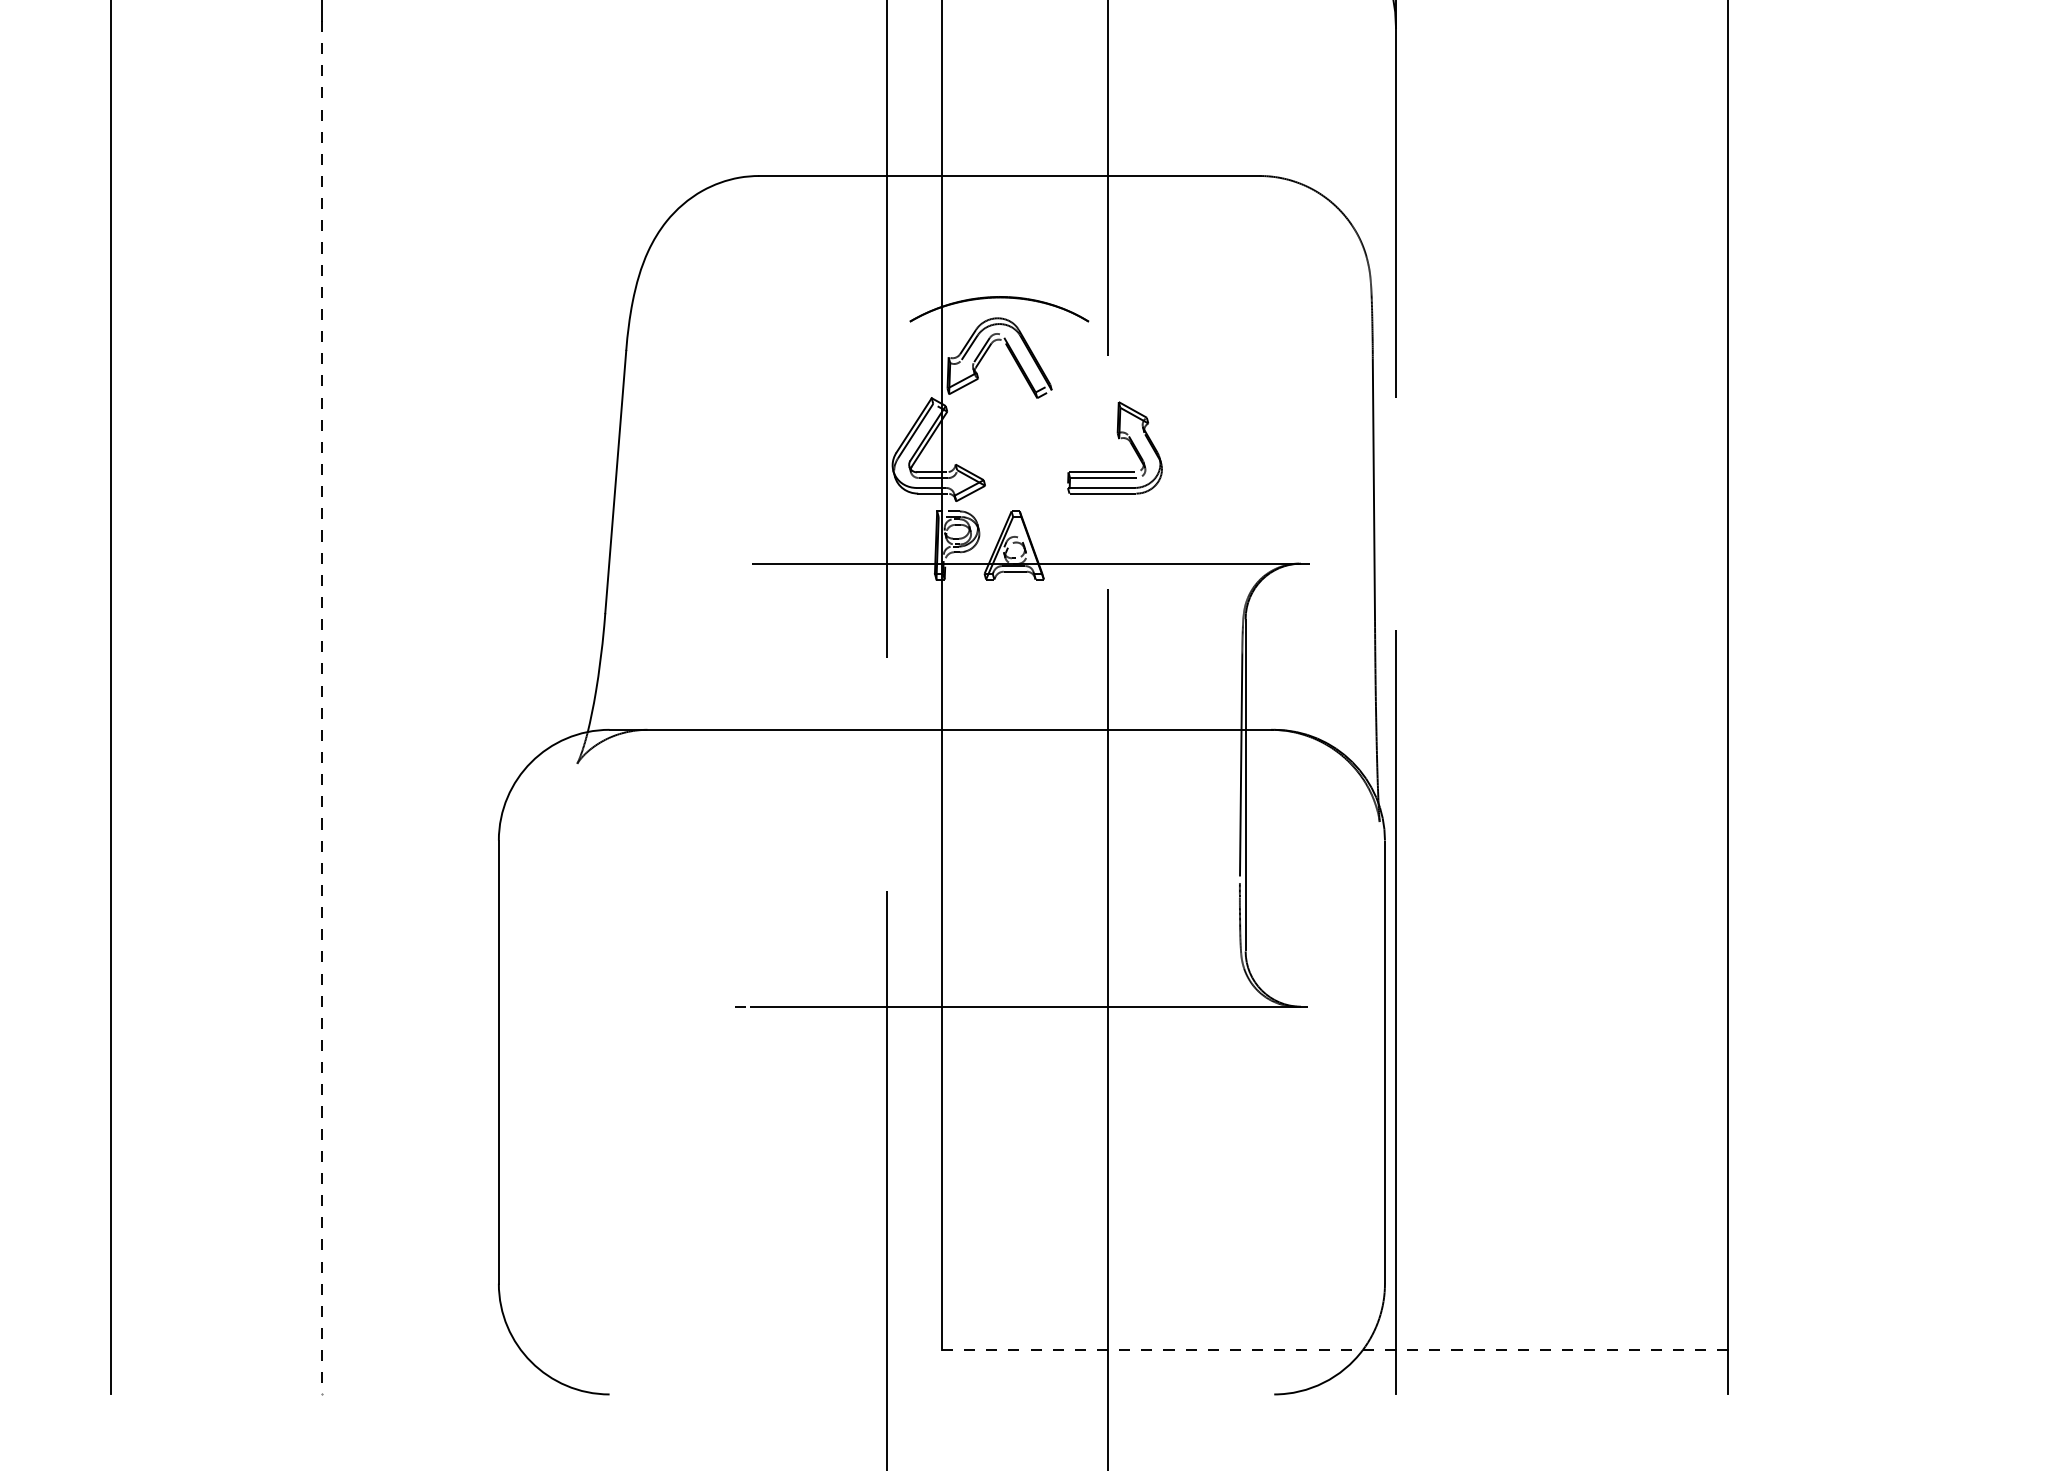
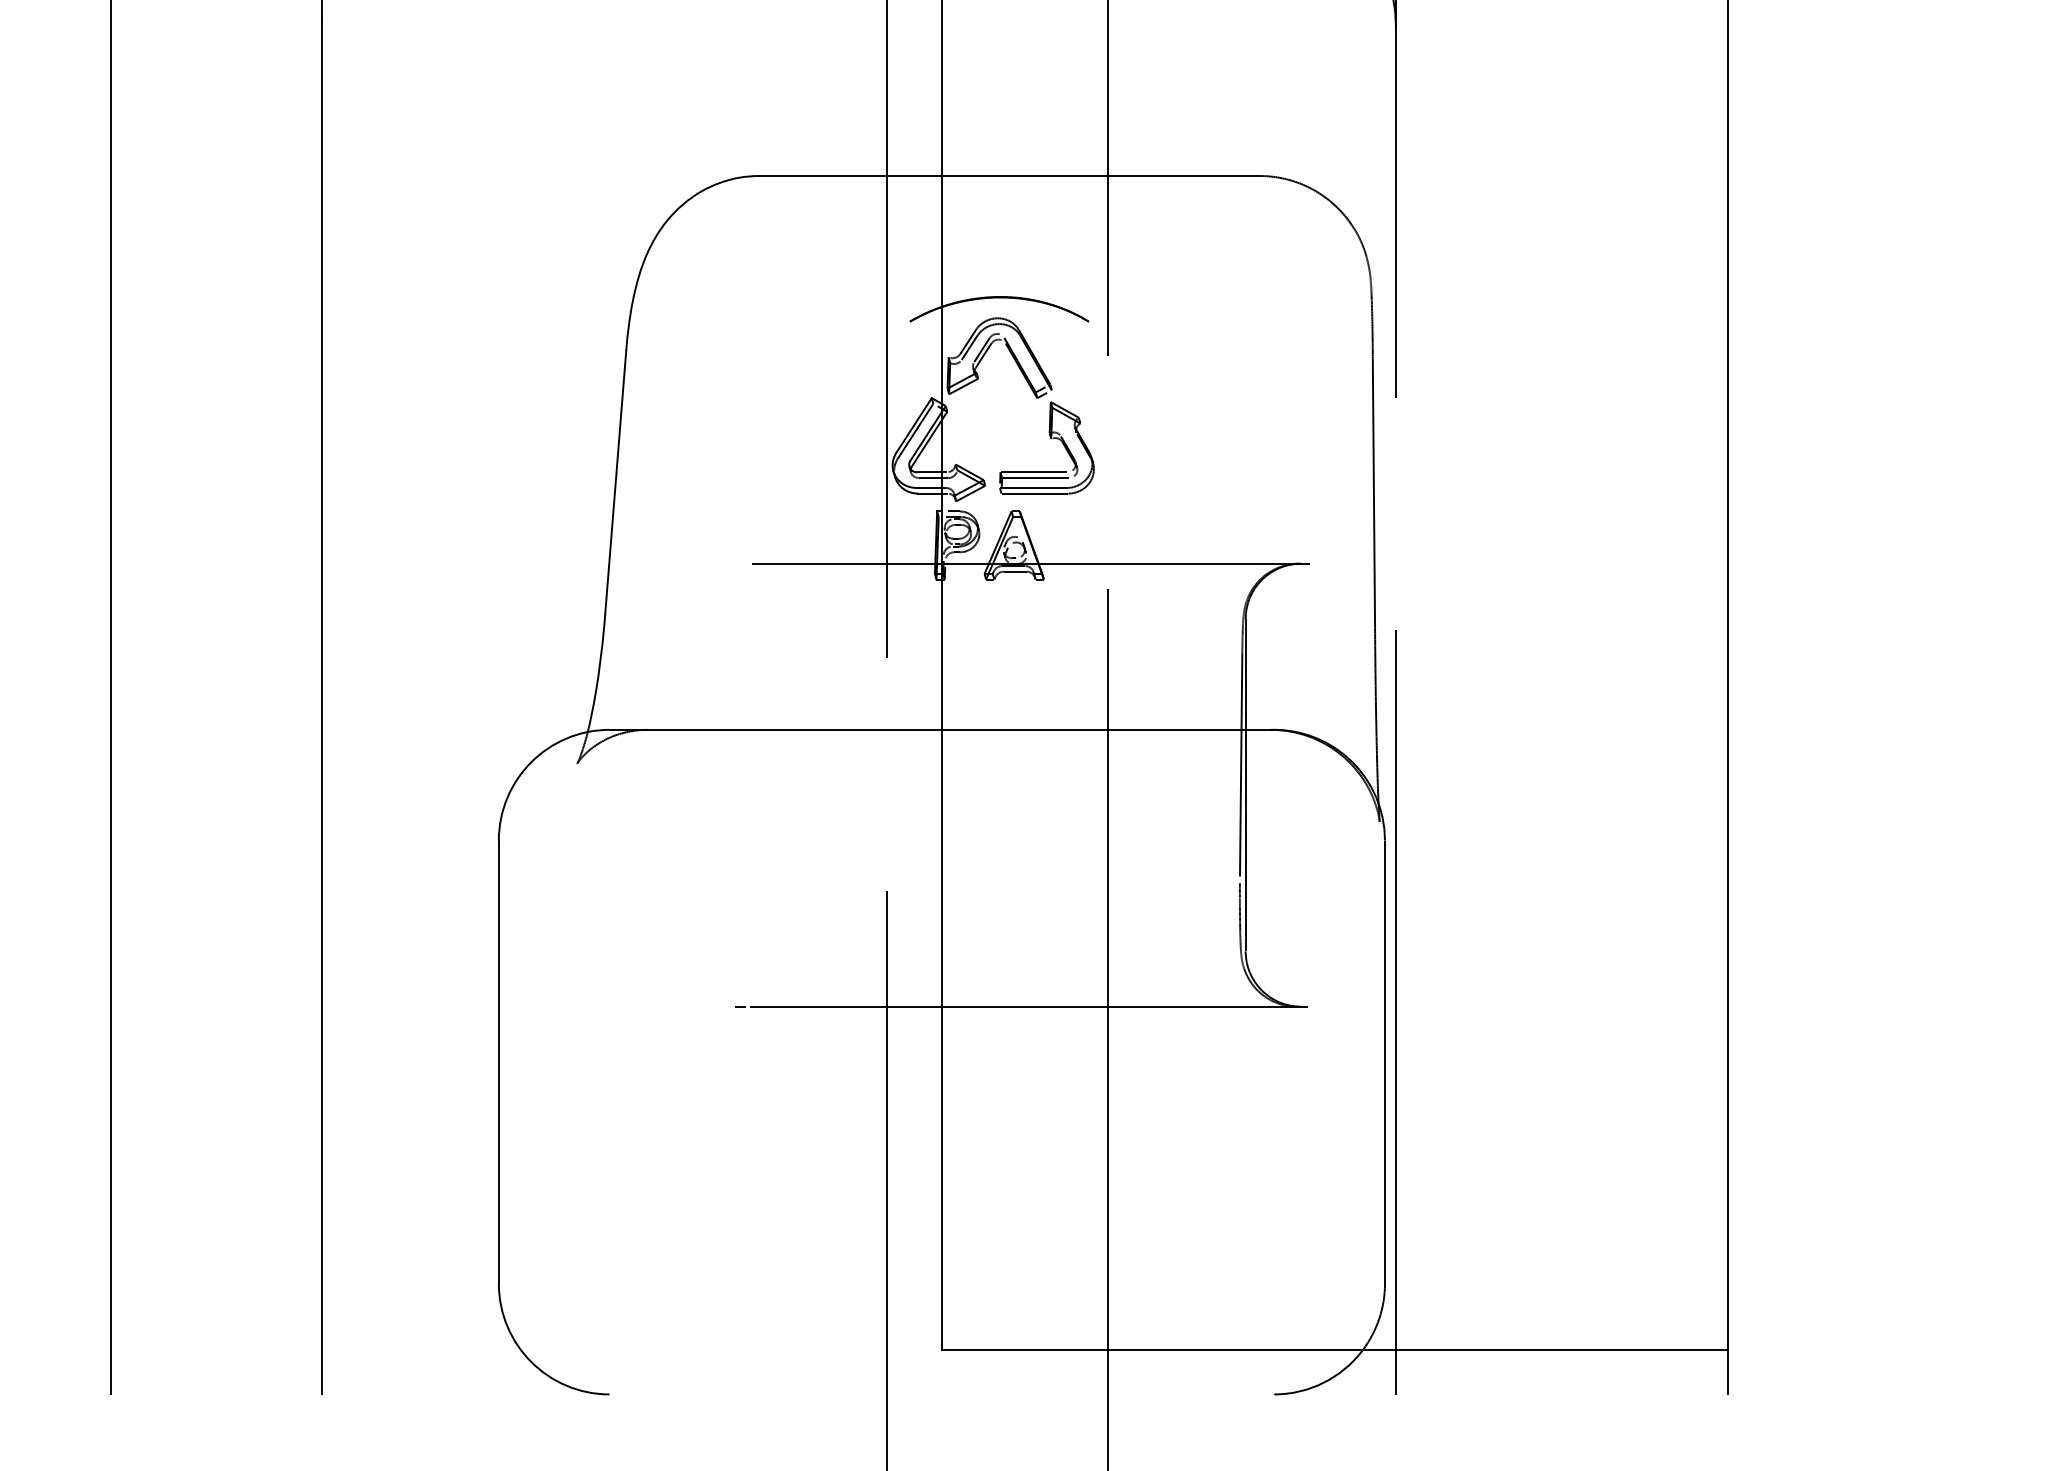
part position: (1118, 439) -> (1050, 439) (1050, 439)
line: dashed -> solid (321, 707)
line: dashed -> solid (1335, 1350)
